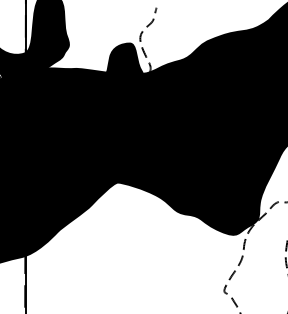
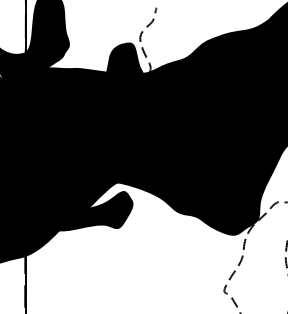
fill: none -> present (91, 211)
